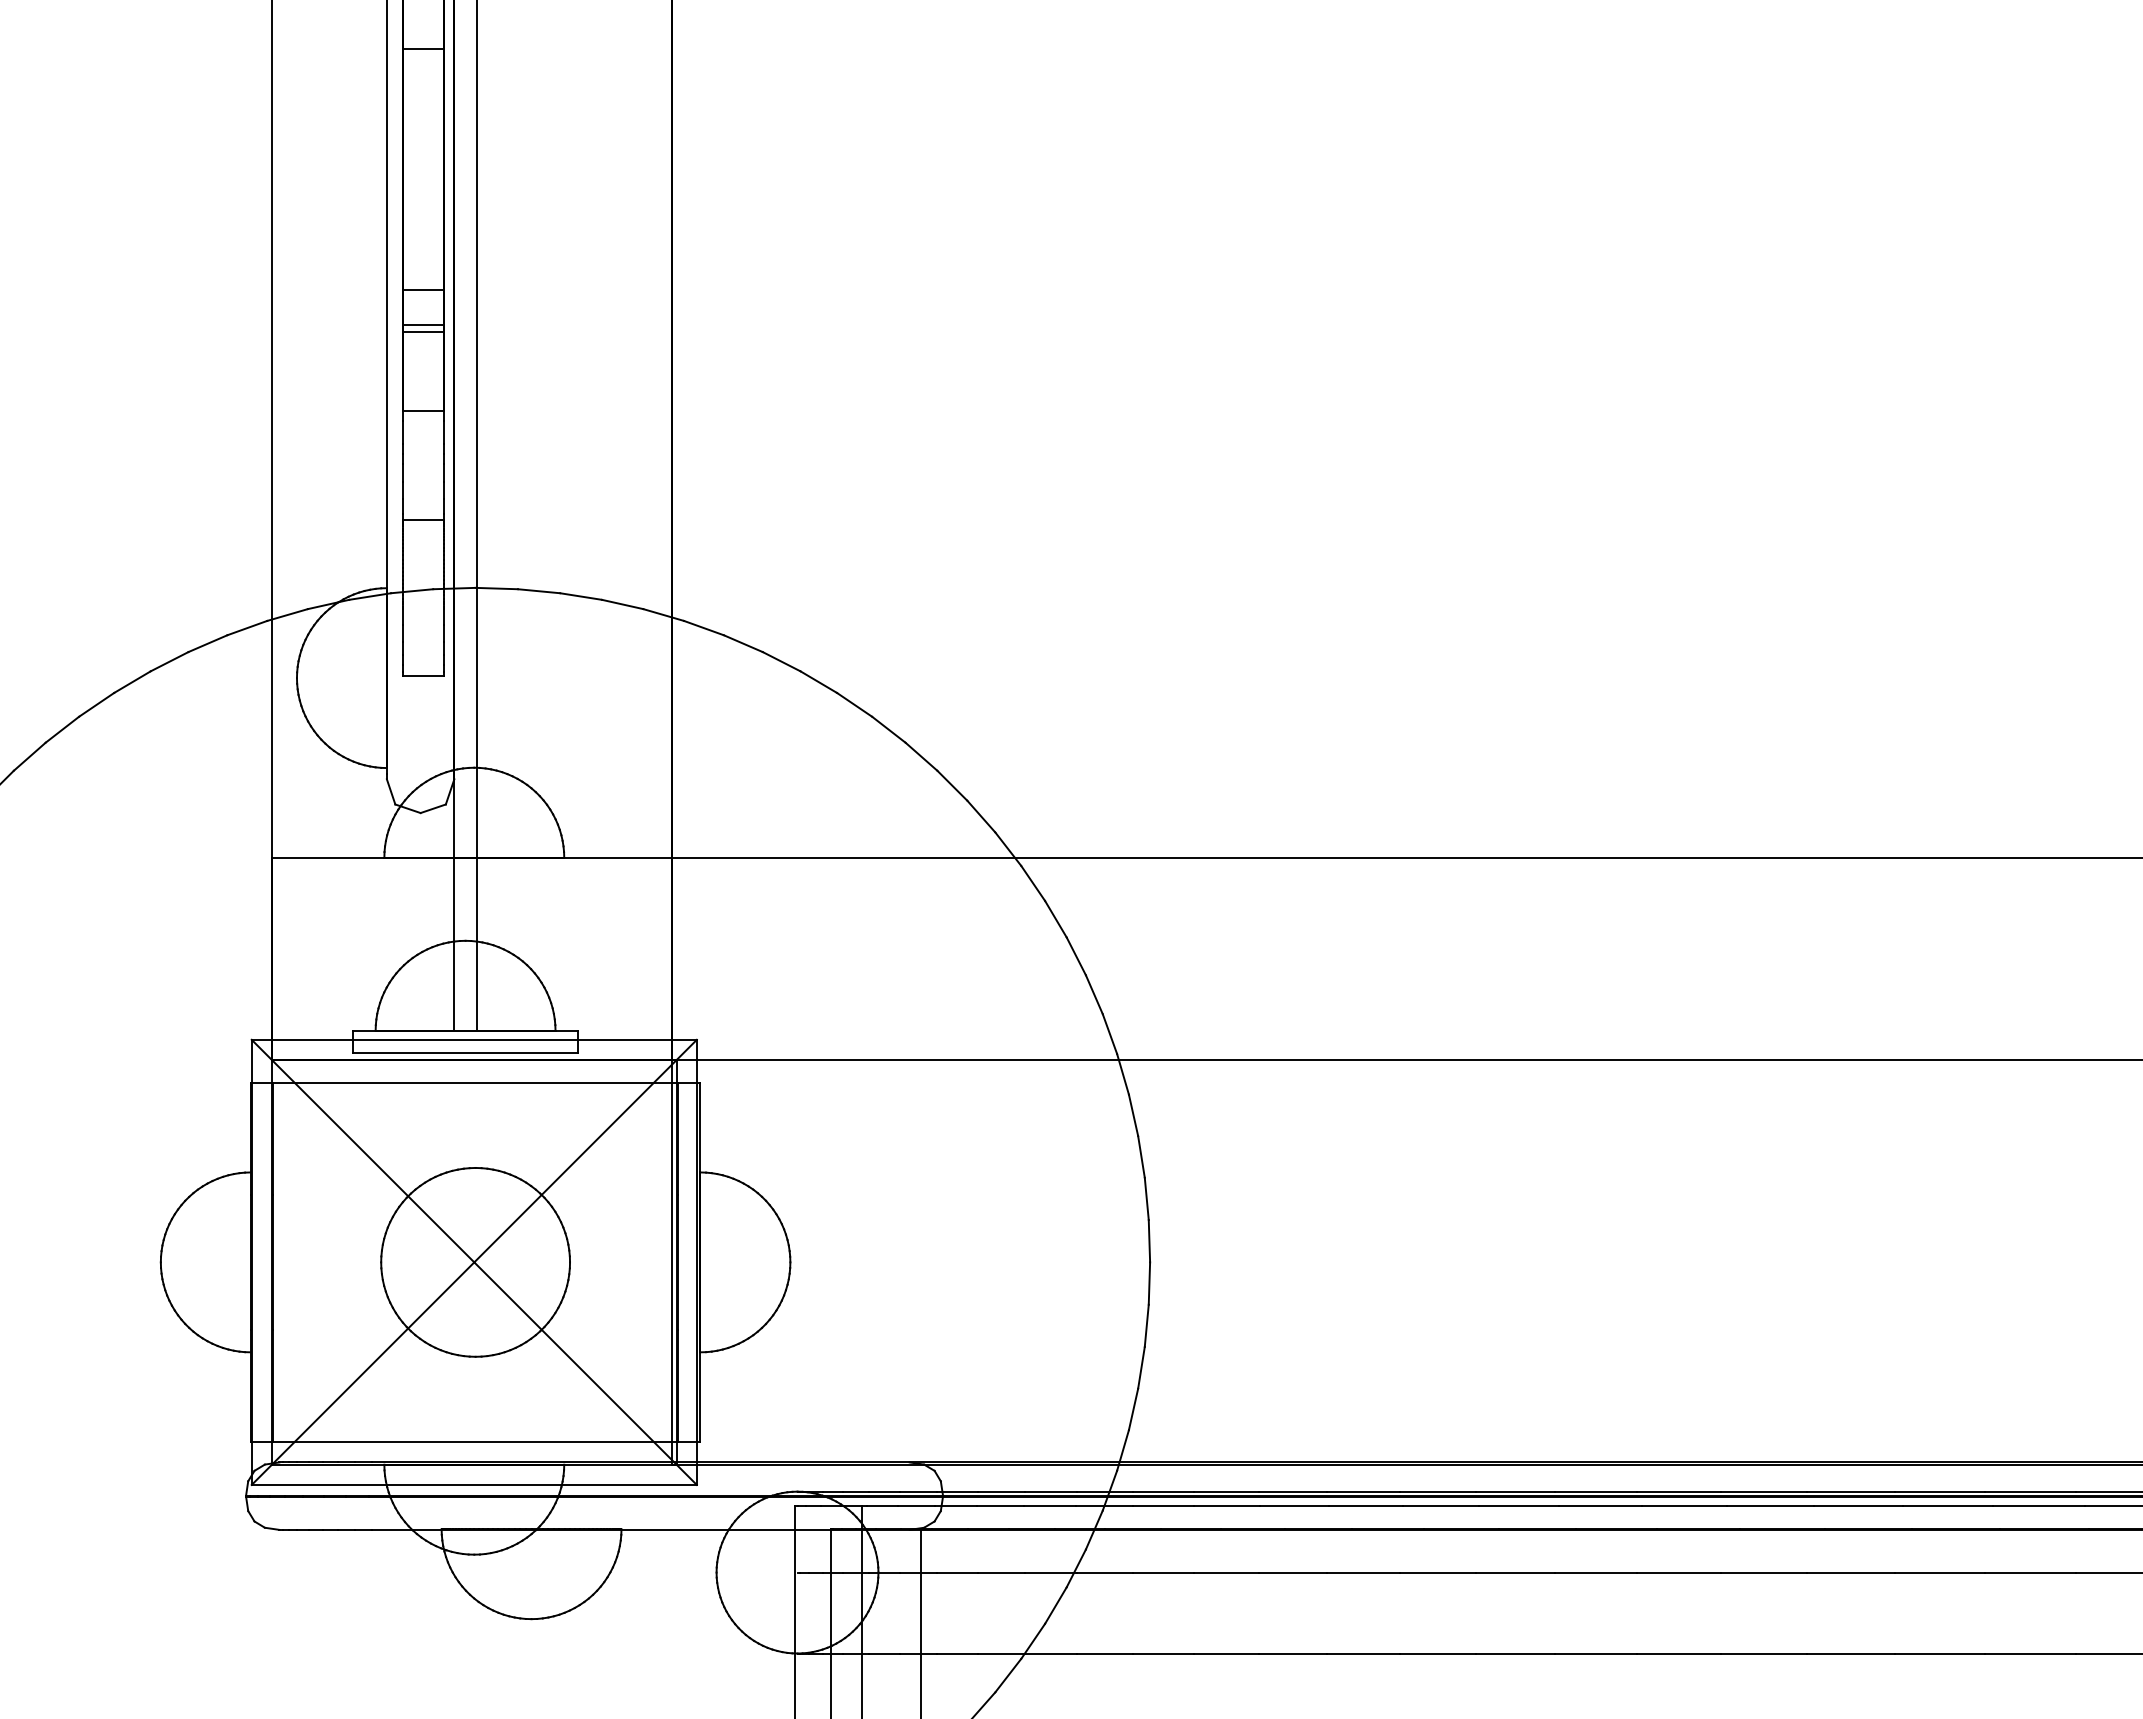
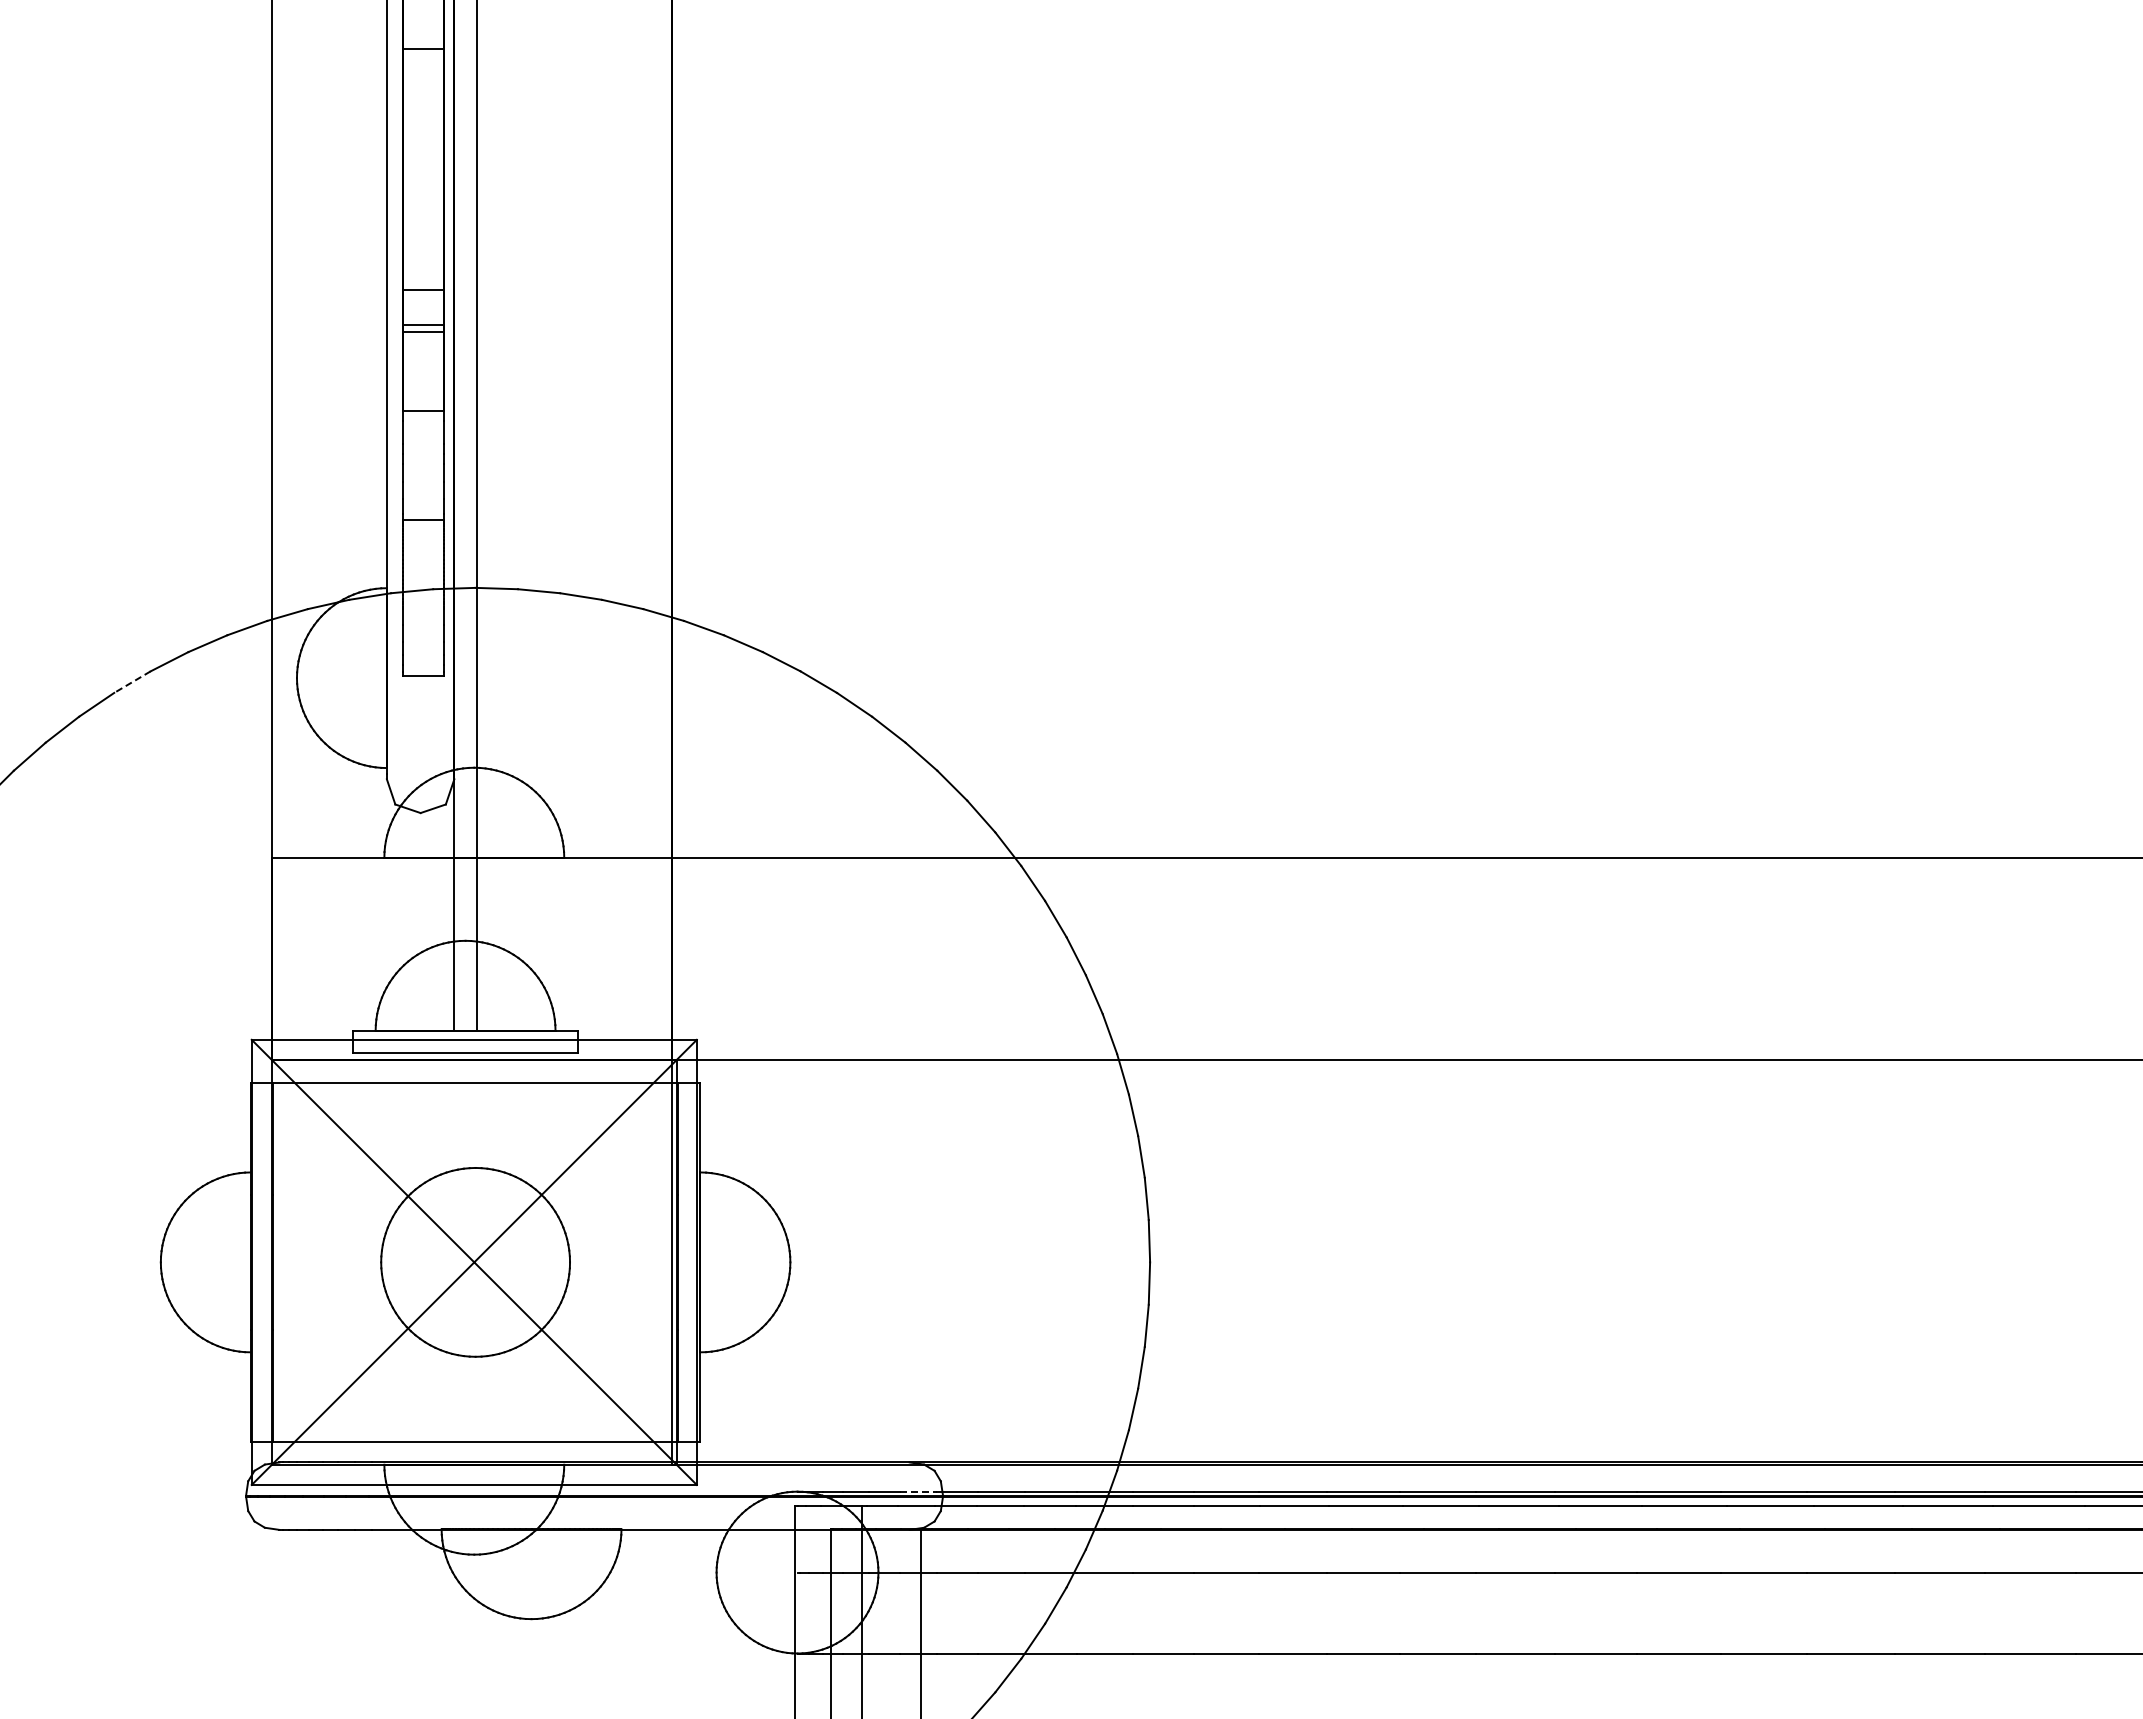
line: solid -> dashed (132, 682)
line: solid -> dashed (918, 1491)
